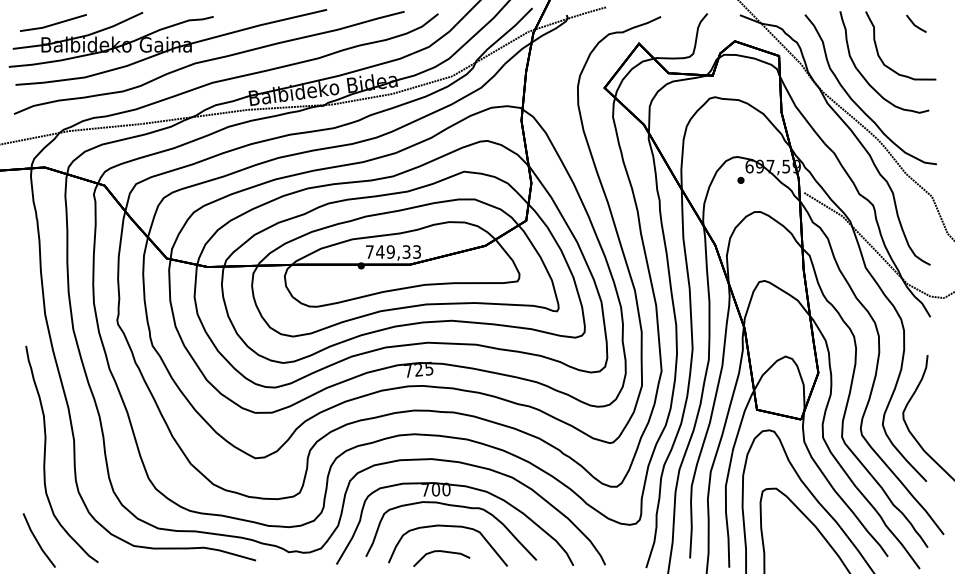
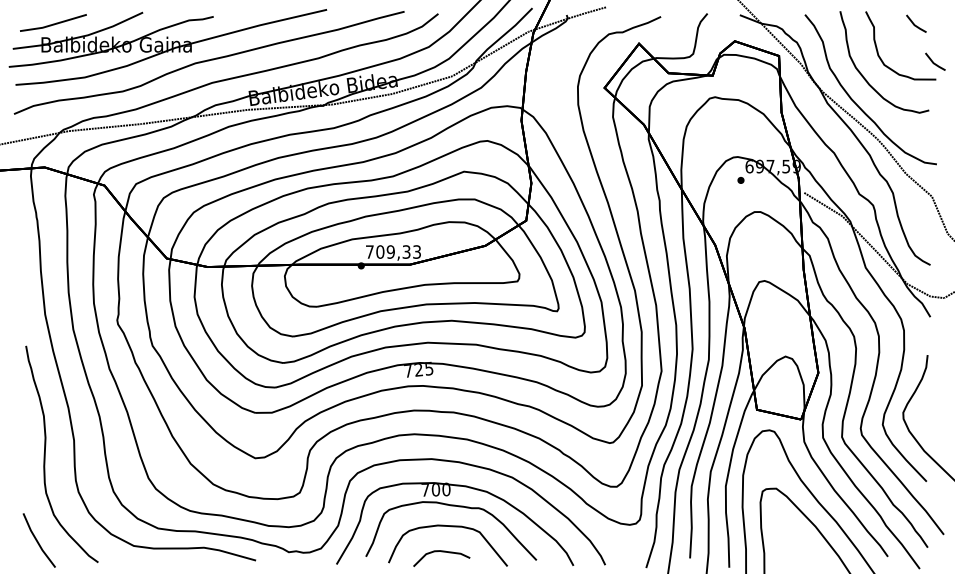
part: none -> present (935, 61)
text: 749,33 -> 709,33 (380, 251)
